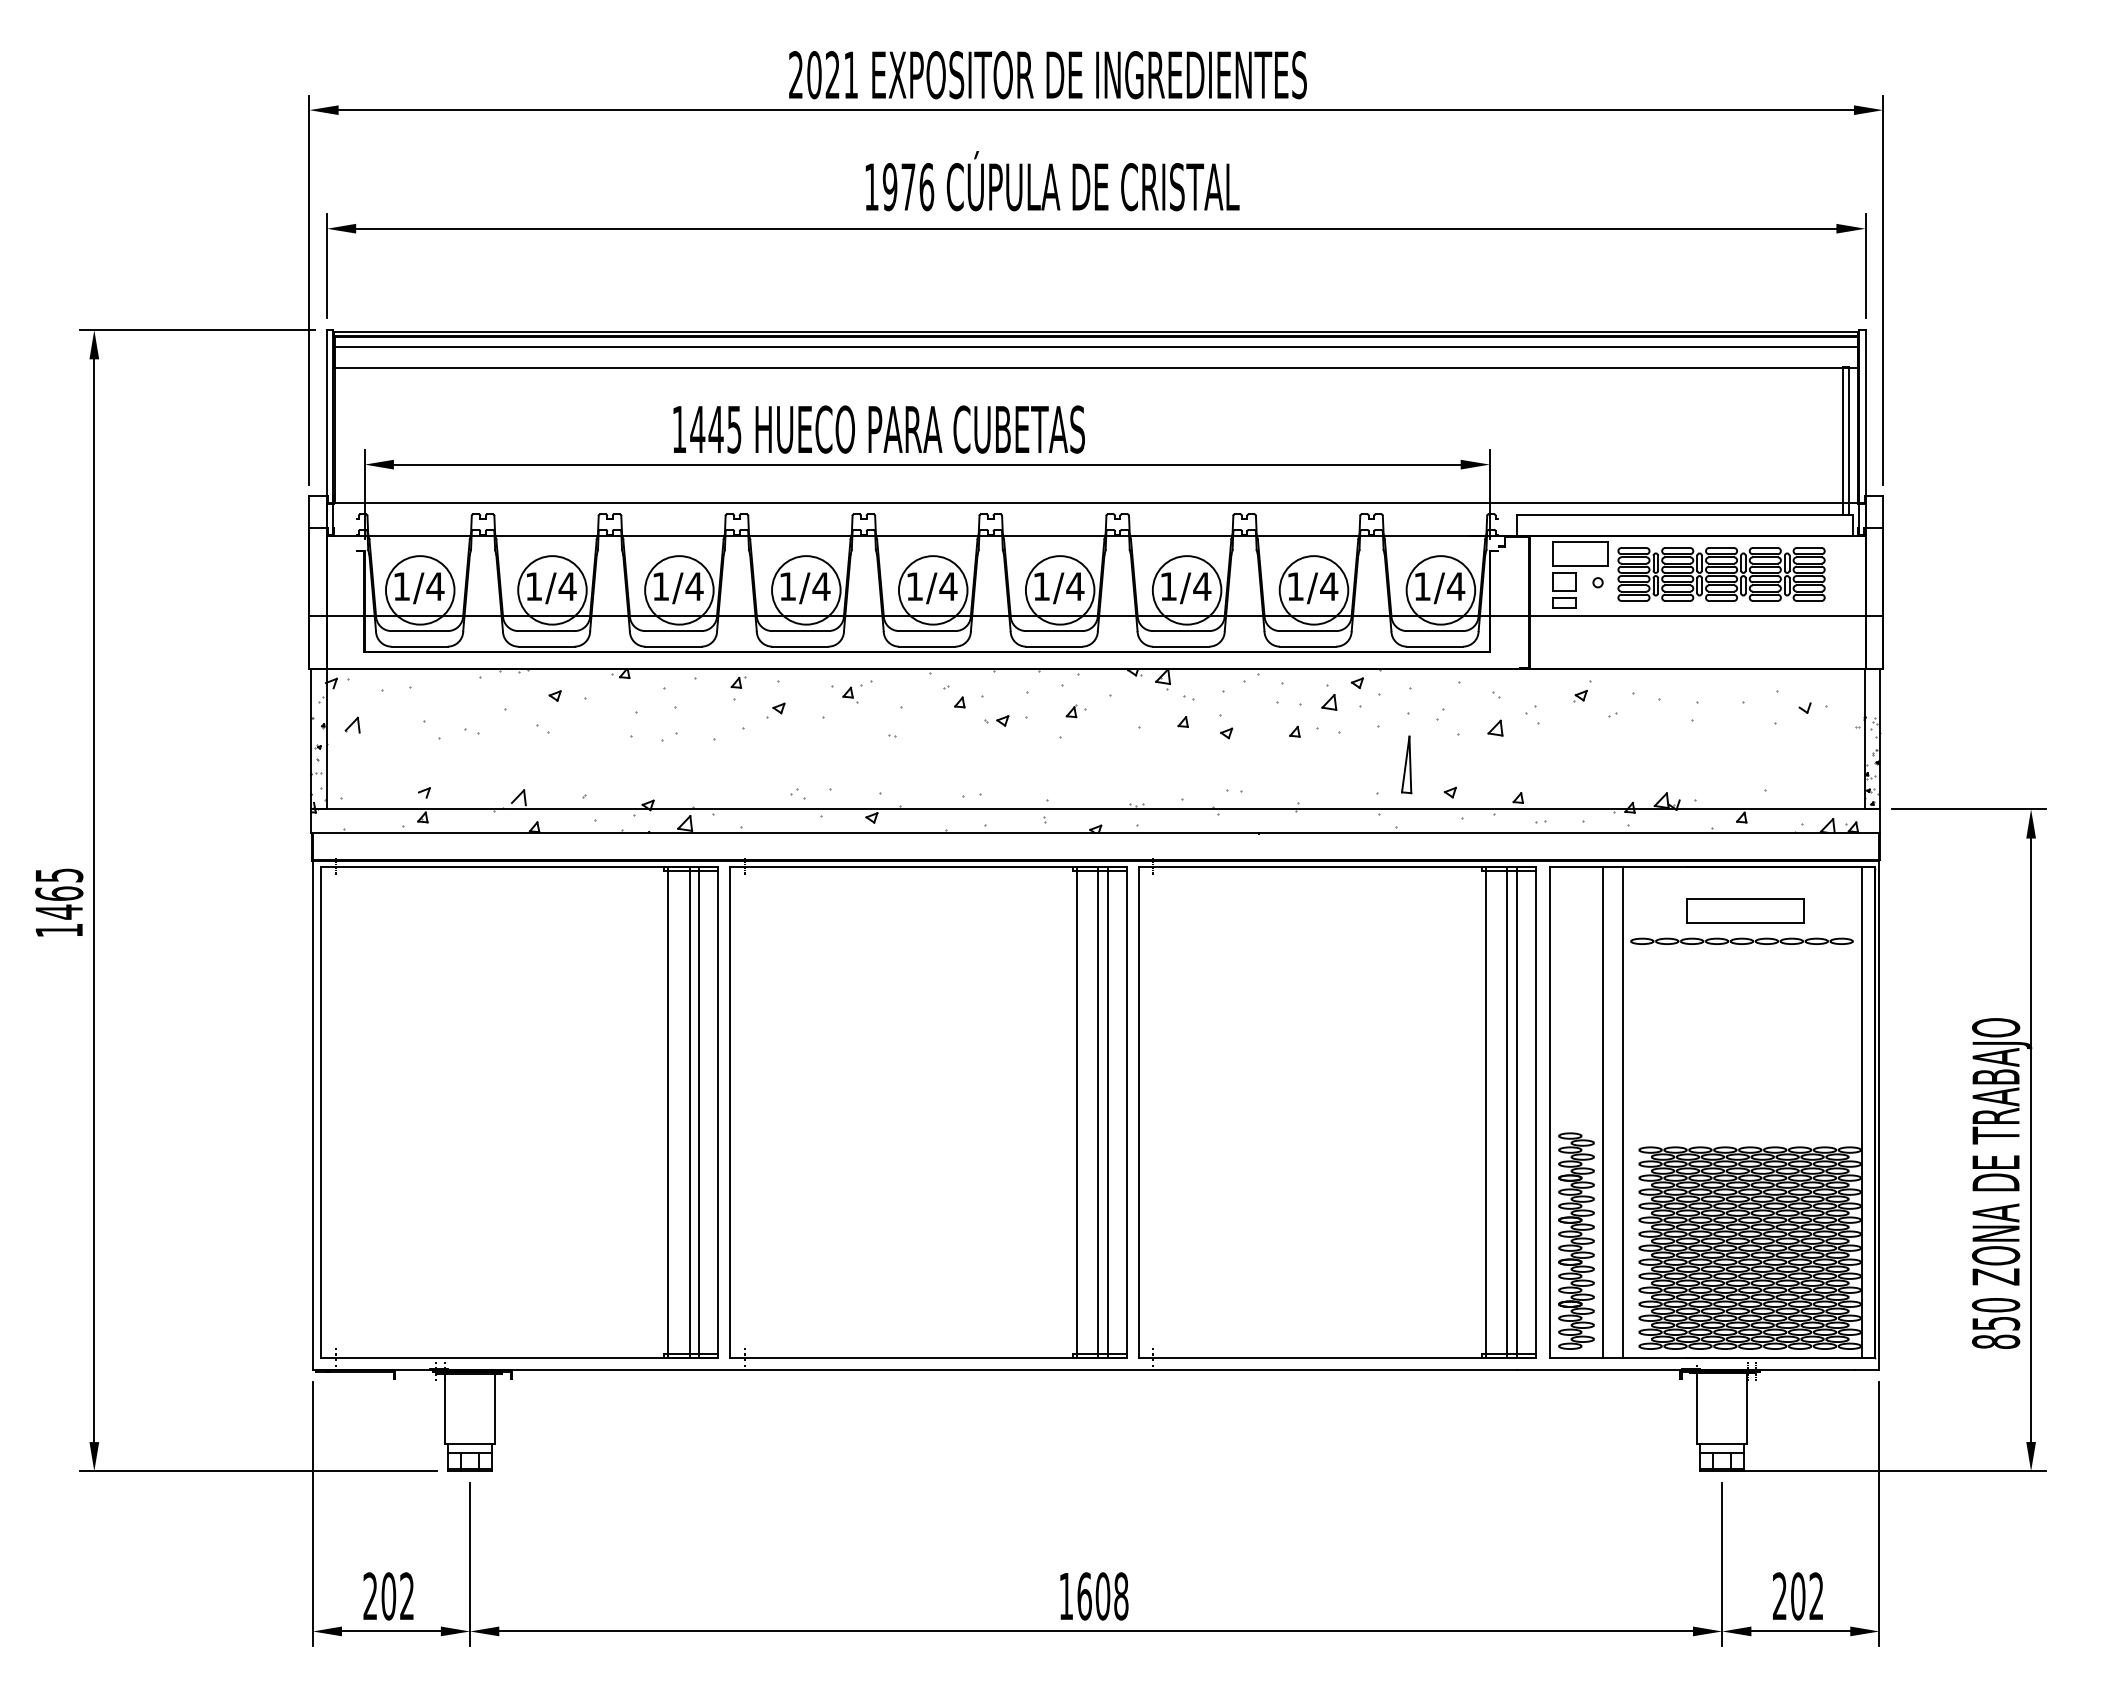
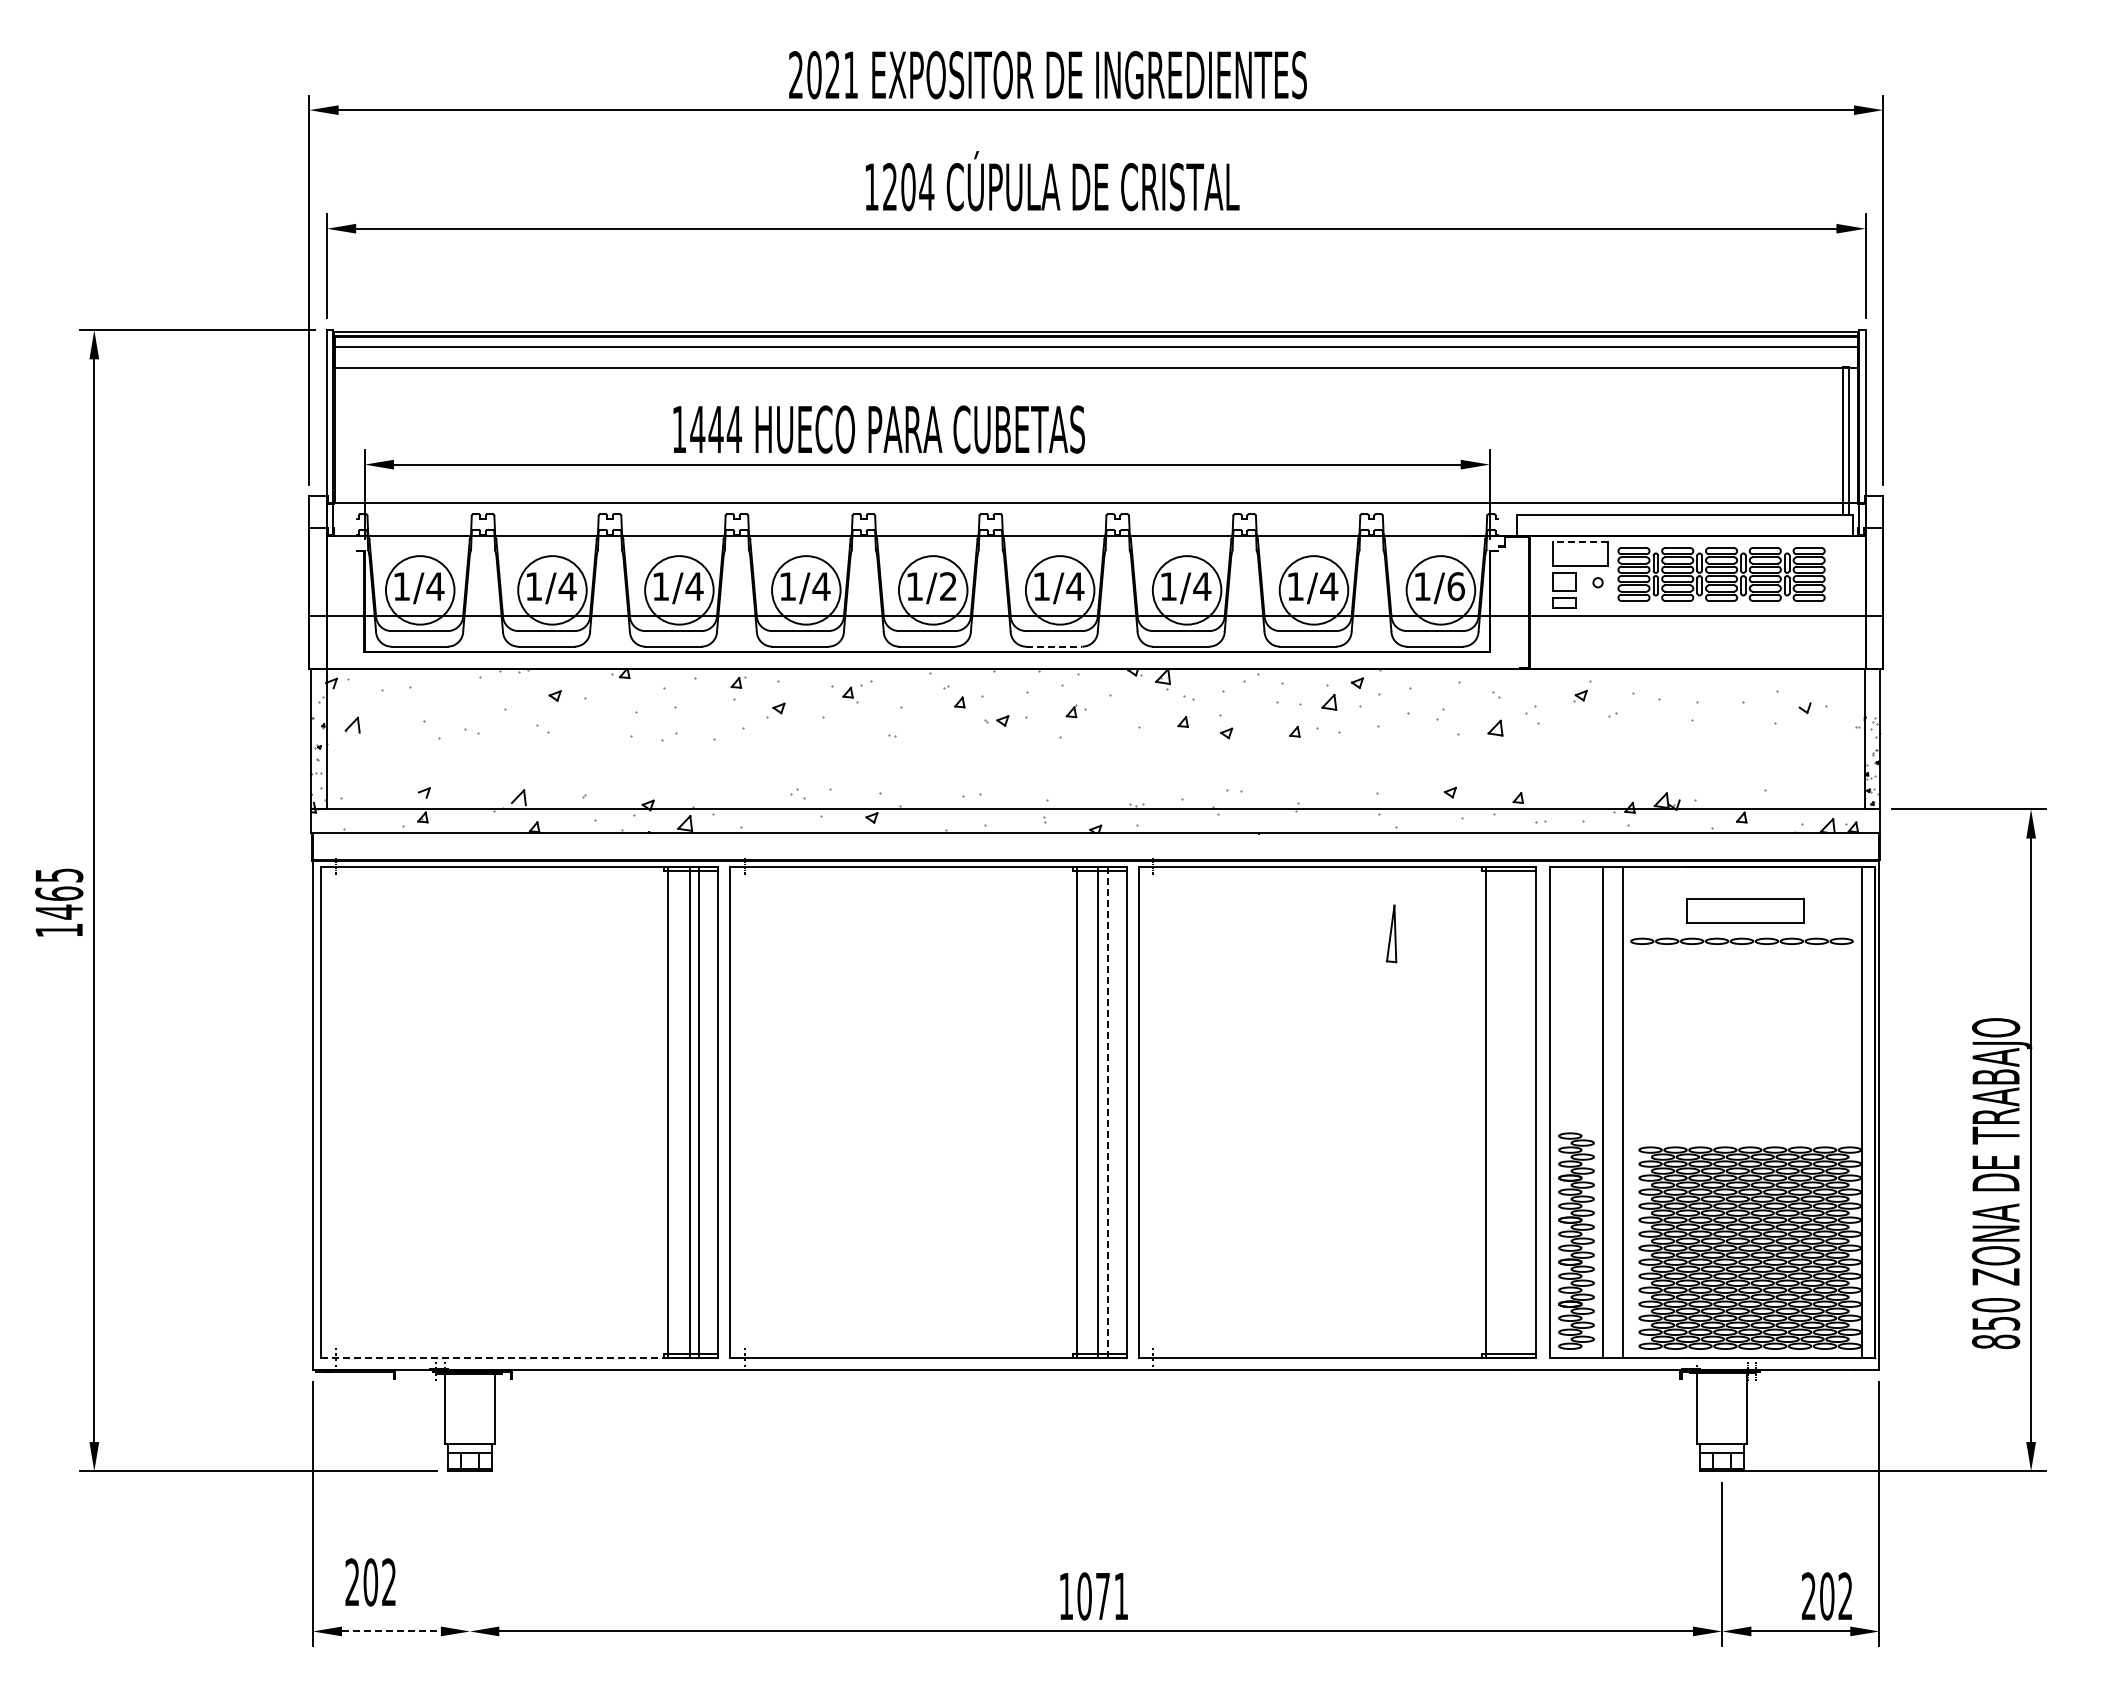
text: 1976 -> 1204 (908, 187)
text: 1445 -> 1444 (734, 429)
line: solid -> dashed (1580, 542)
text: 1/4 -> 1/2 (948, 586)
text: 1/4 -> 1/6 (1456, 586)
line: solid -> dashed (1054, 646)
part position: (1406, 764) -> (1391, 933) (1391, 933)
line: solid -> dashed (1107, 1112)
line: present -> none (1507, 1112)
line: present -> none (1516, 1112)
line: solid -> dashed (519, 1358)
line: present -> none (470, 1564)
text position: (388, 1596) -> (370, 1582) (370, 1582)
text: 1608 -> 1071 (1102, 1596)
text position: (1797, 1596) -> (1826, 1596) (1826, 1596)
line: solid -> dashed (391, 1631)
